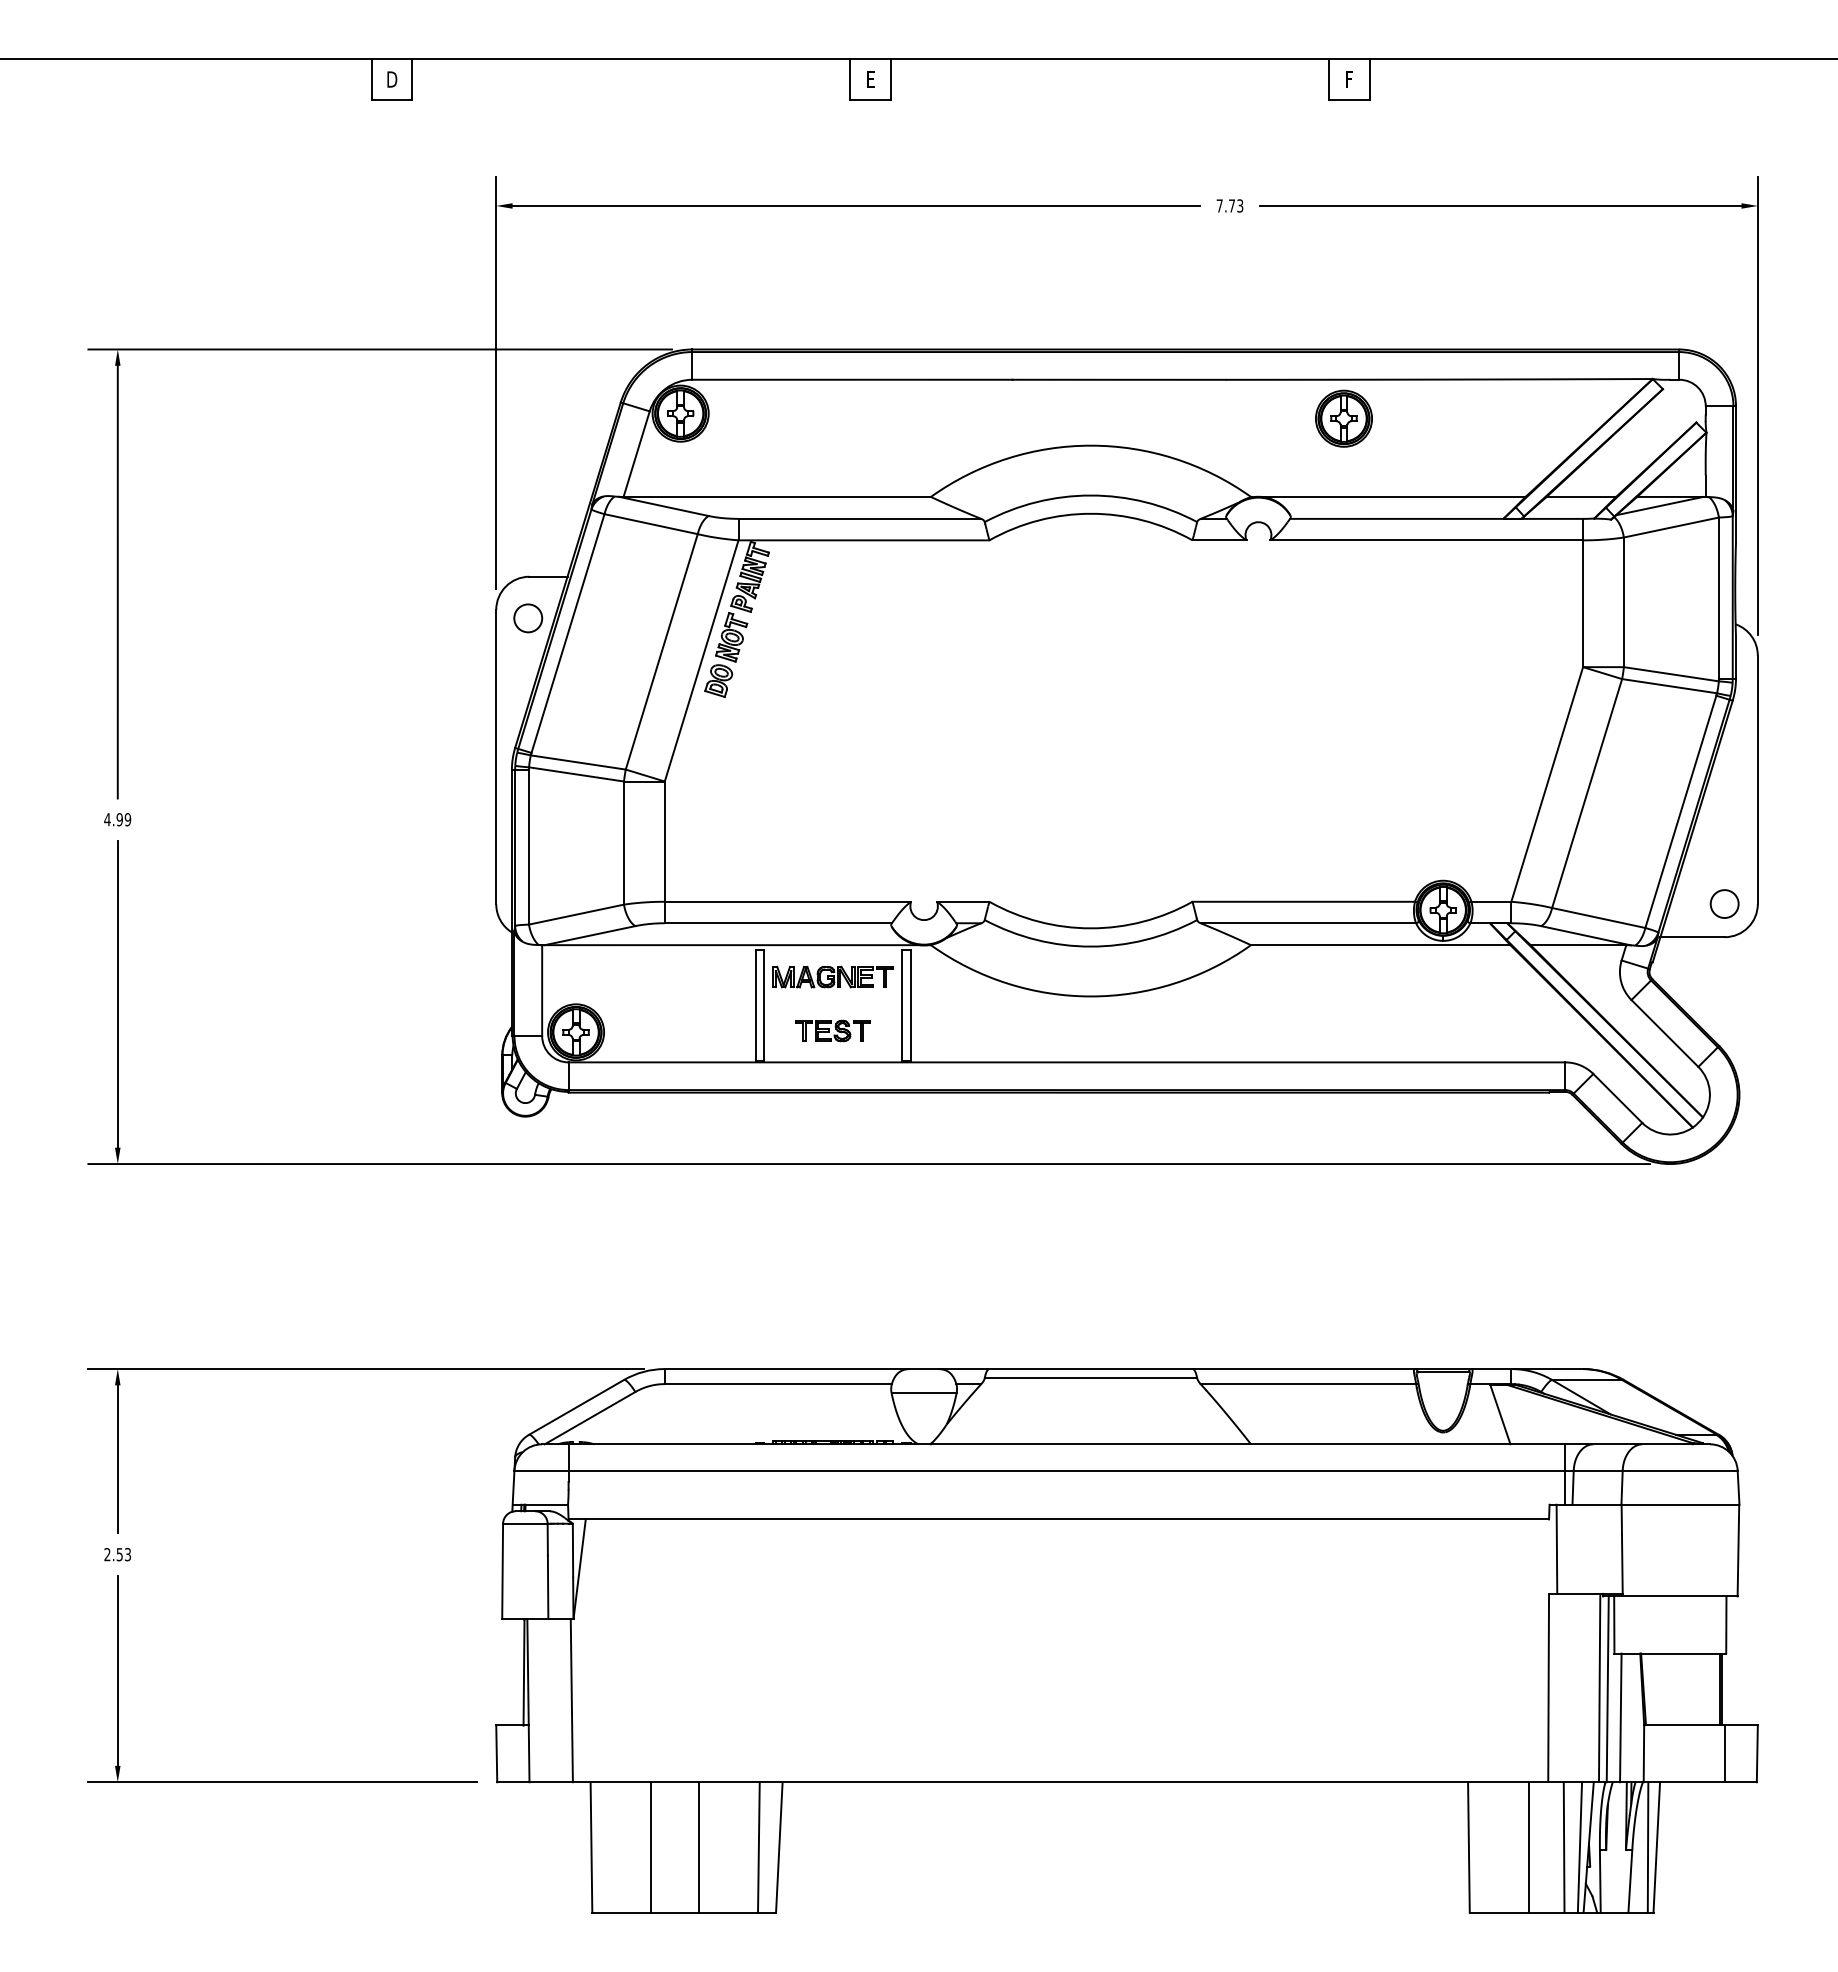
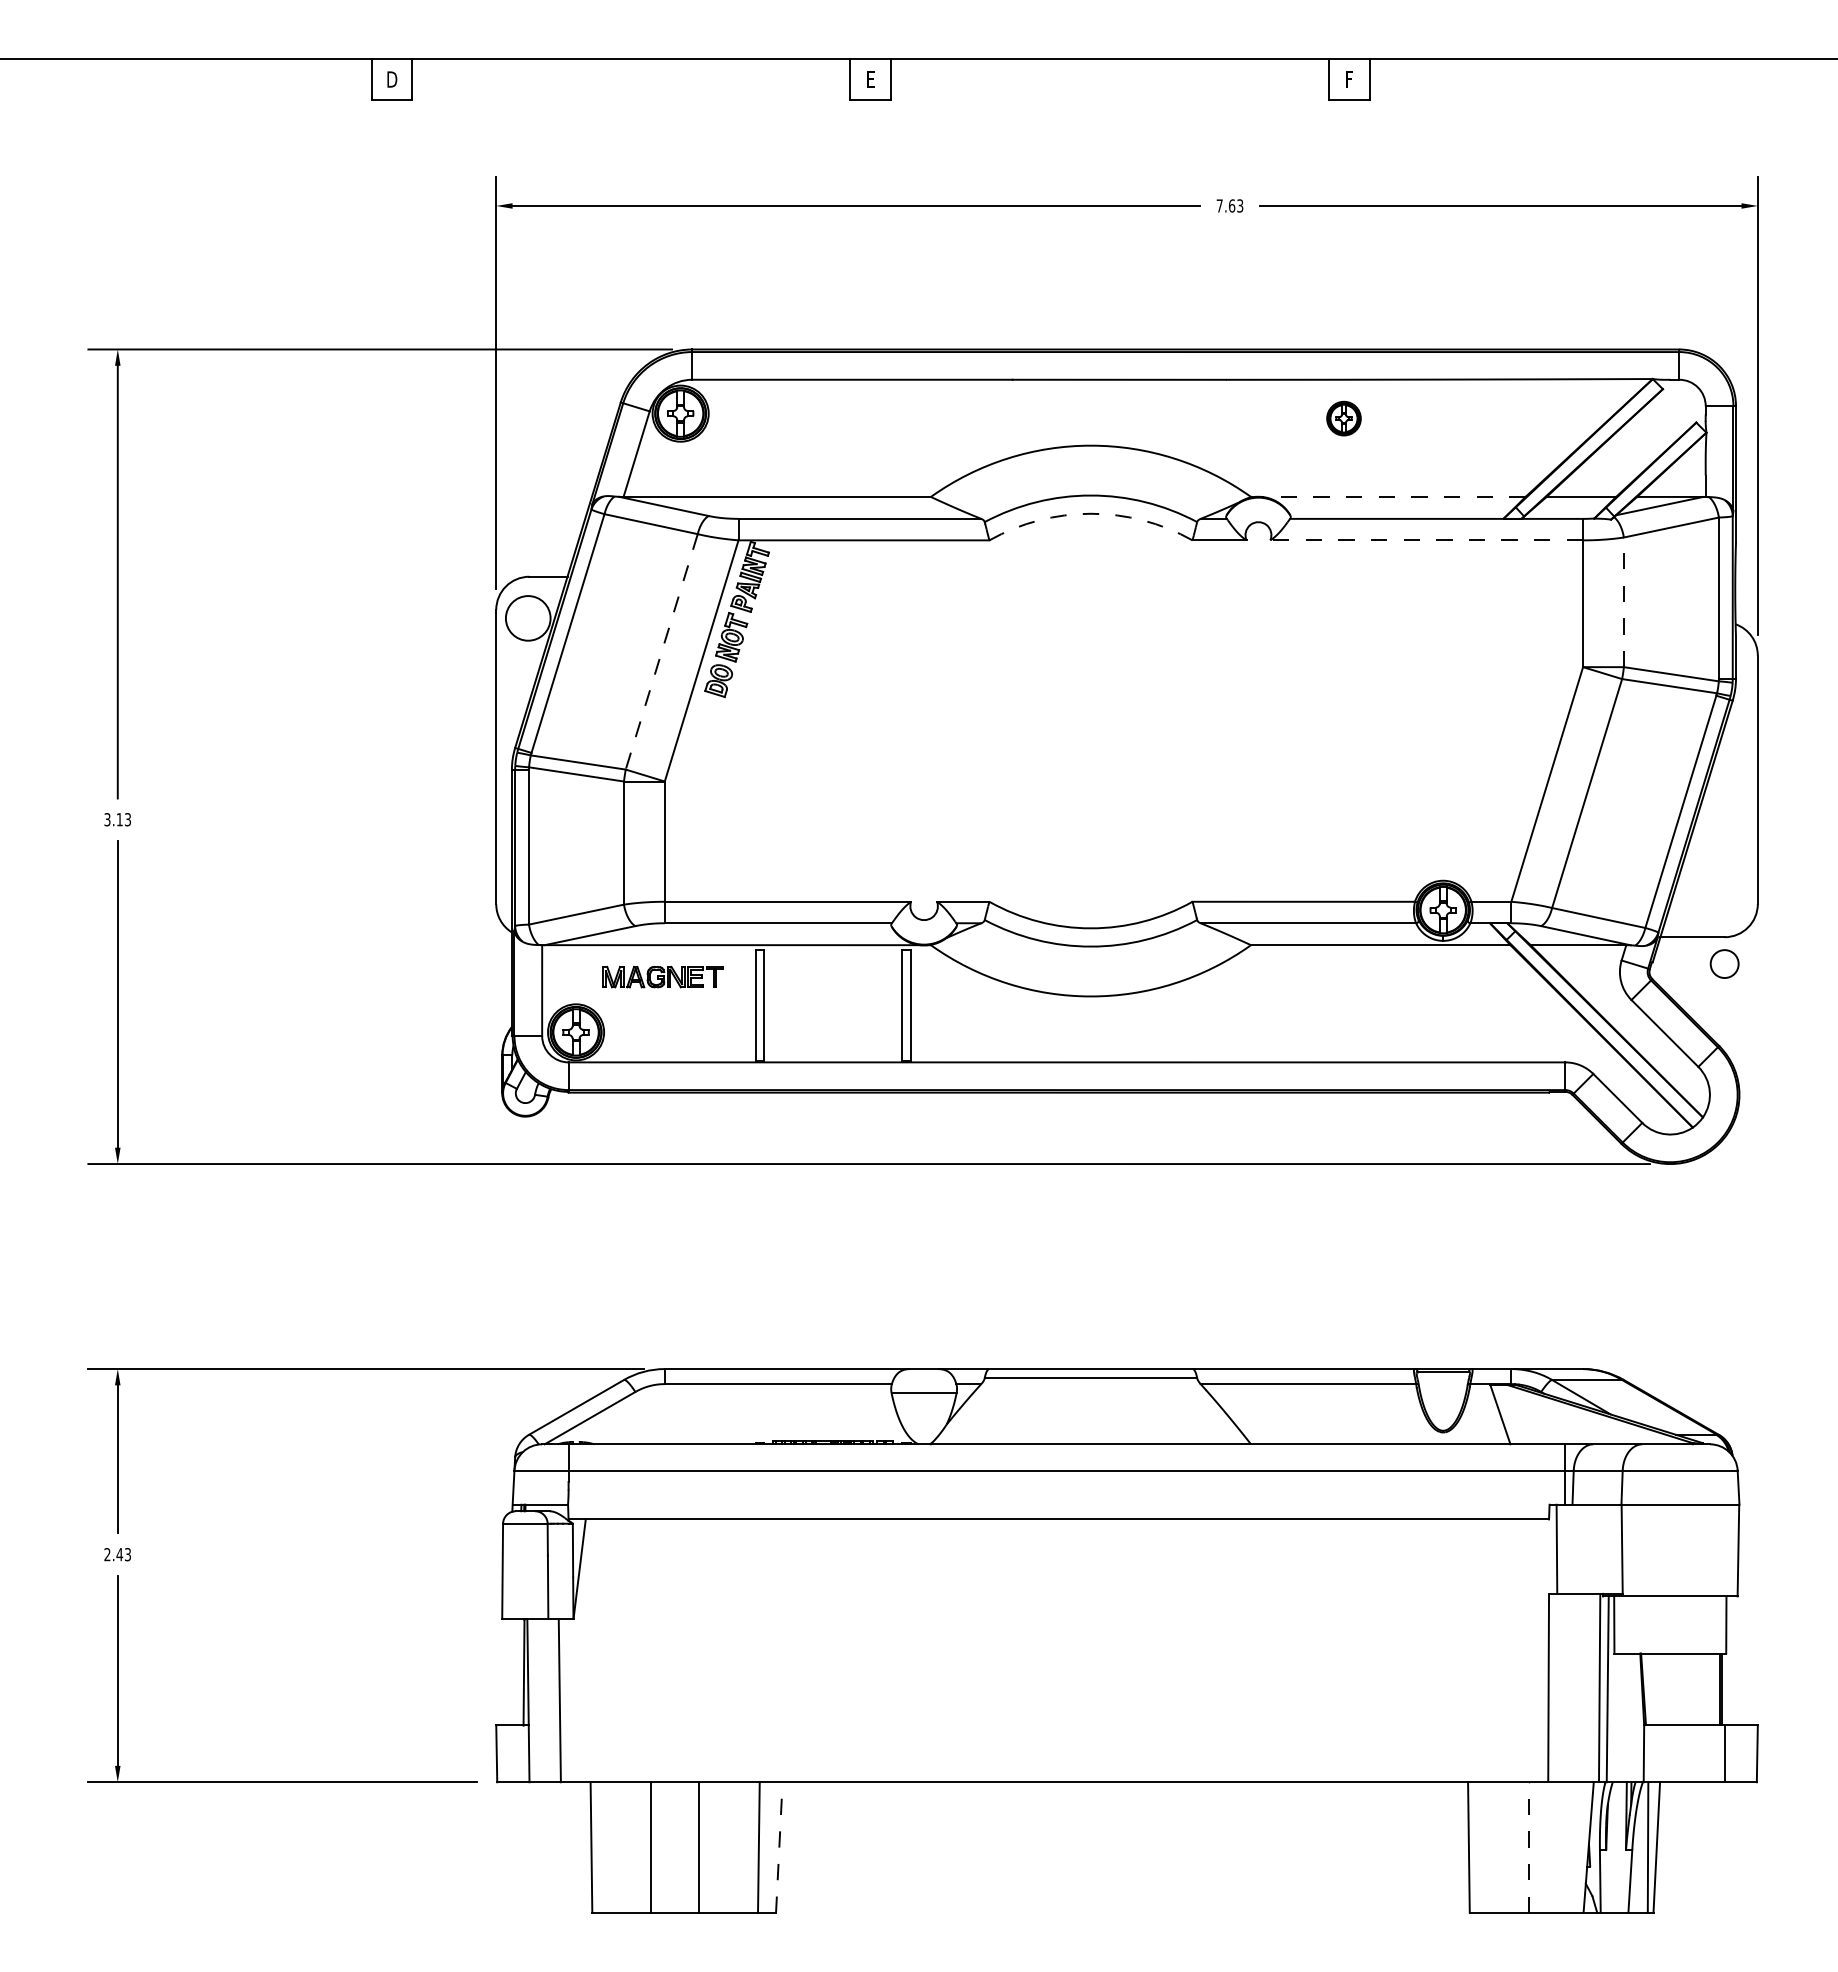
text: 7.73 -> 7.63 (1232, 205)
part size: 58x59 px -> 36x37 px (1343, 418)
line: solid -> dashed (1393, 496)
arc: solid -> dashed (1090, 513)
line: solid -> dashed (1426, 540)
line: solid -> dashed (1623, 602)
circle diameter: 28 px -> 45 px (527, 618)
line: solid -> dashed (661, 652)
text: 4.99 -> 3.13 (117, 819)
circle position: (1724, 903) -> (1724, 963) (1724, 963)
part position: (832, 976) -> (662, 976) (662, 976)
part: present -> none (832, 1030)
text: 2.53 -> 2.43 (119, 1554)
line position: (571, 1700) -> (559, 1700) (559, 1700)
line: present -> none (1620, 1717)
line: solid -> dashed (779, 1847)
line: solid -> dashed (1528, 1847)
line: present -> none (1563, 1847)
line: present -> none (1579, 1847)
